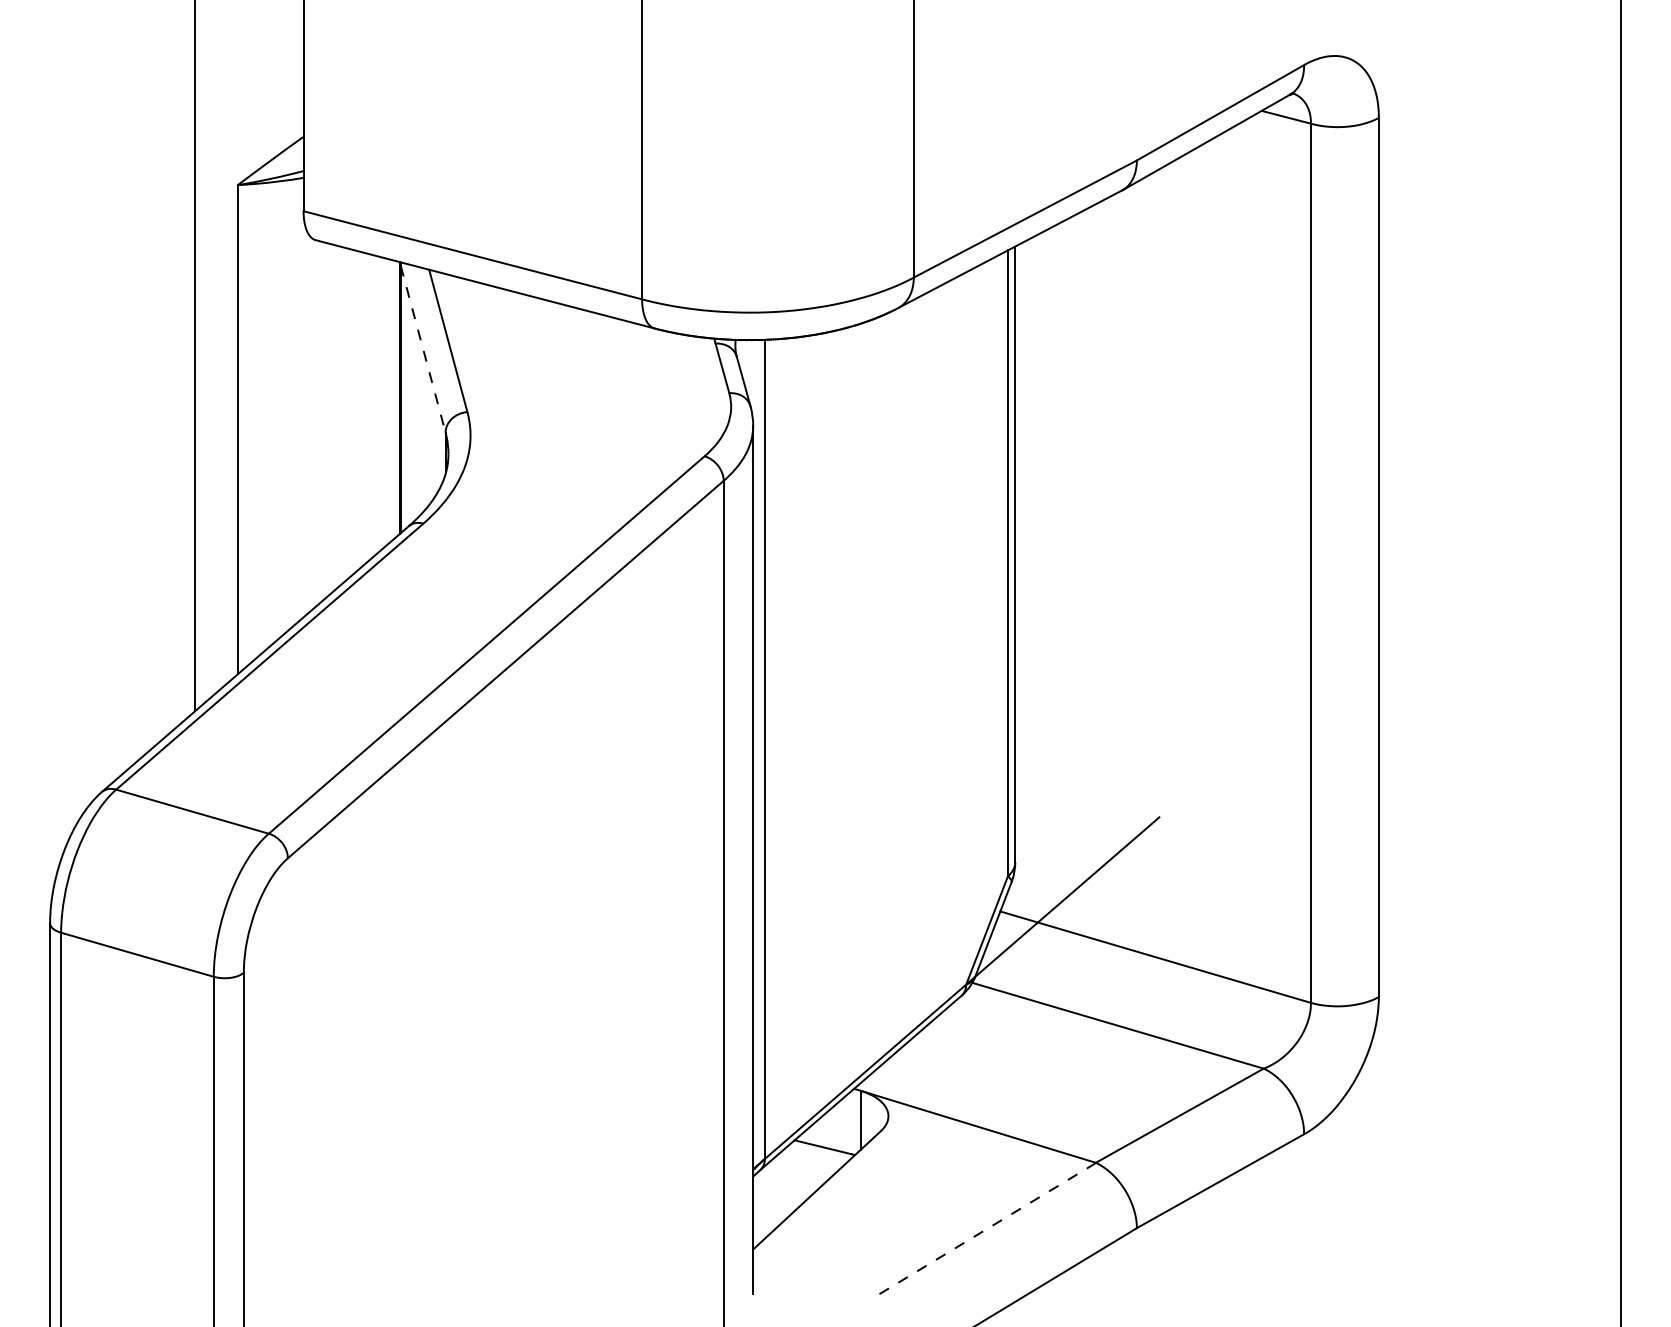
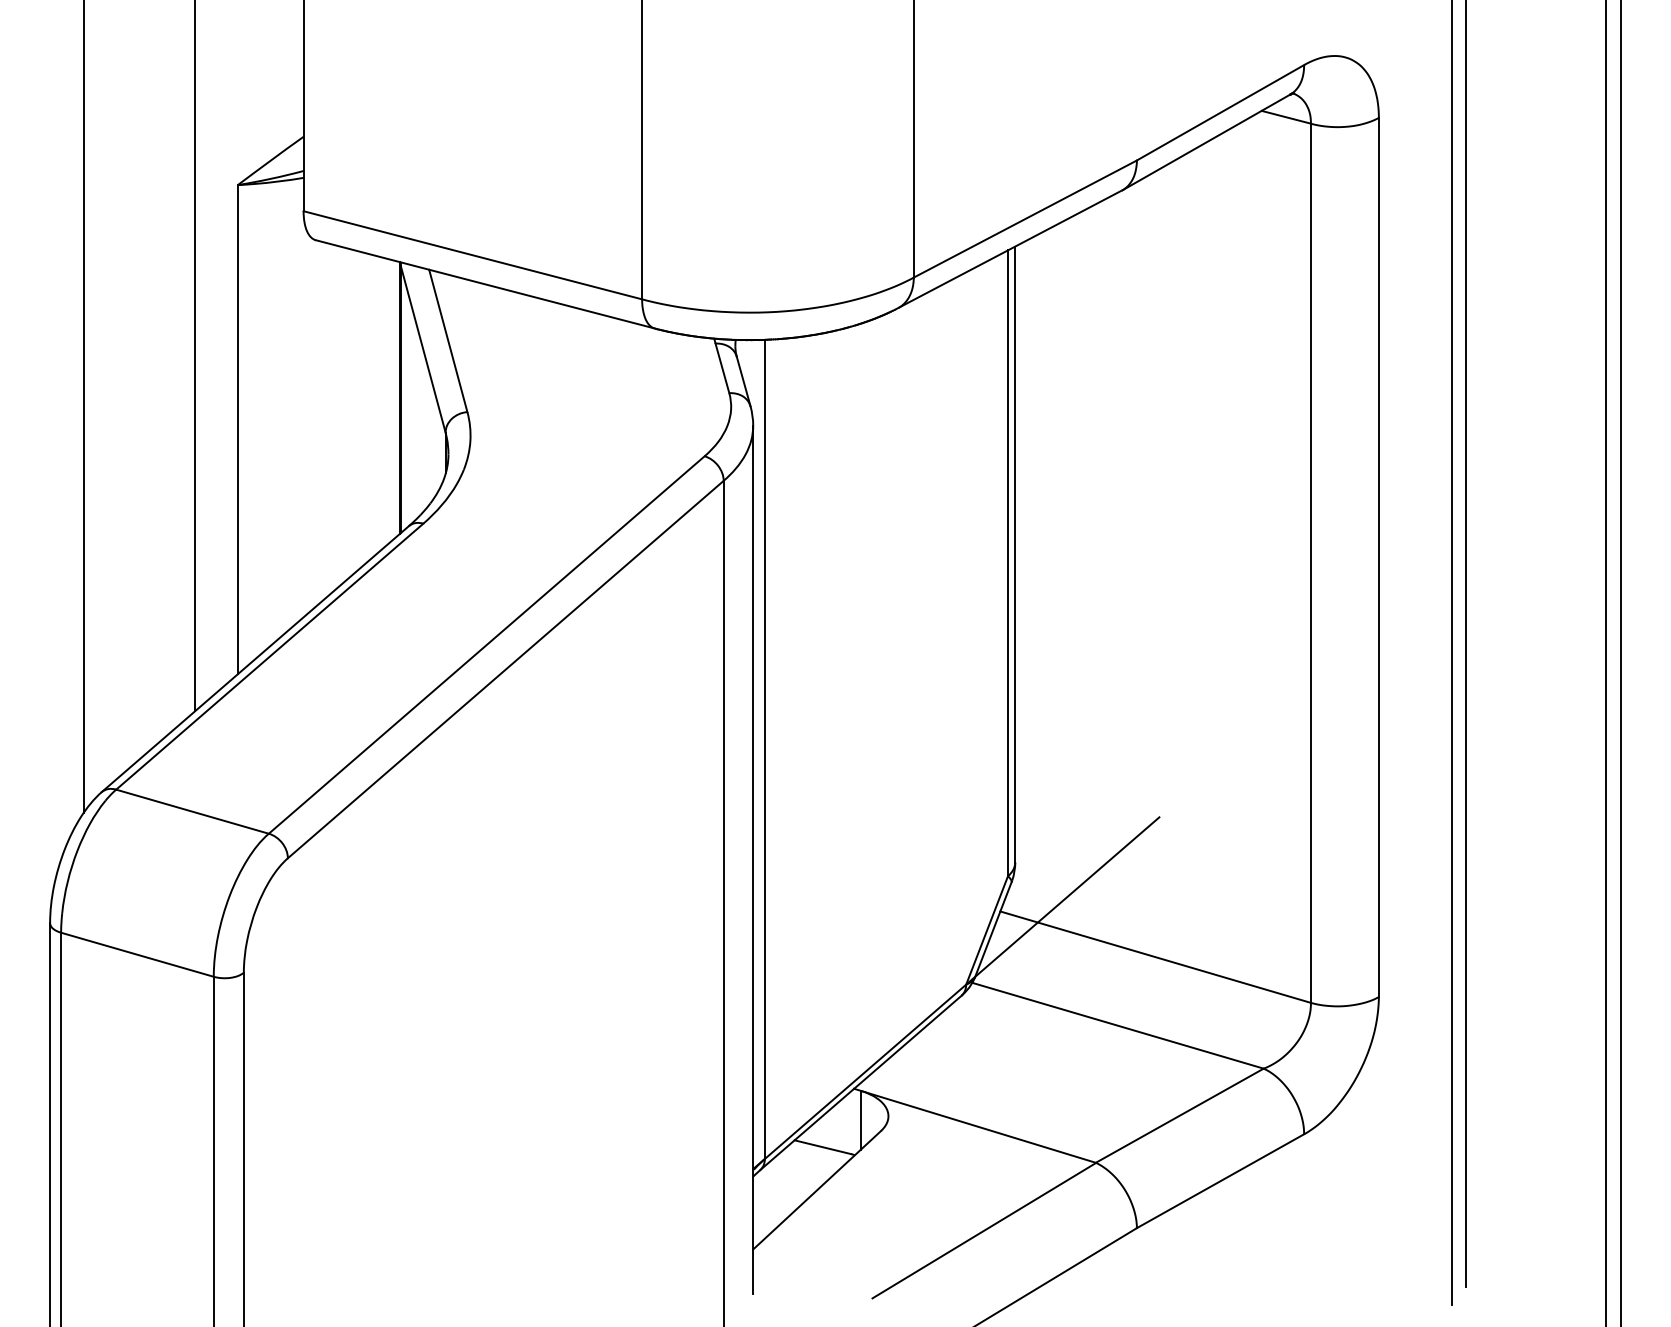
line: dashed -> solid (423, 349)
line: none -> present (84, 407)
line: none -> present (1466, 644)
line: none -> present (1452, 653)
line: none -> present (1606, 662)
line: dashed -> solid (984, 1230)
